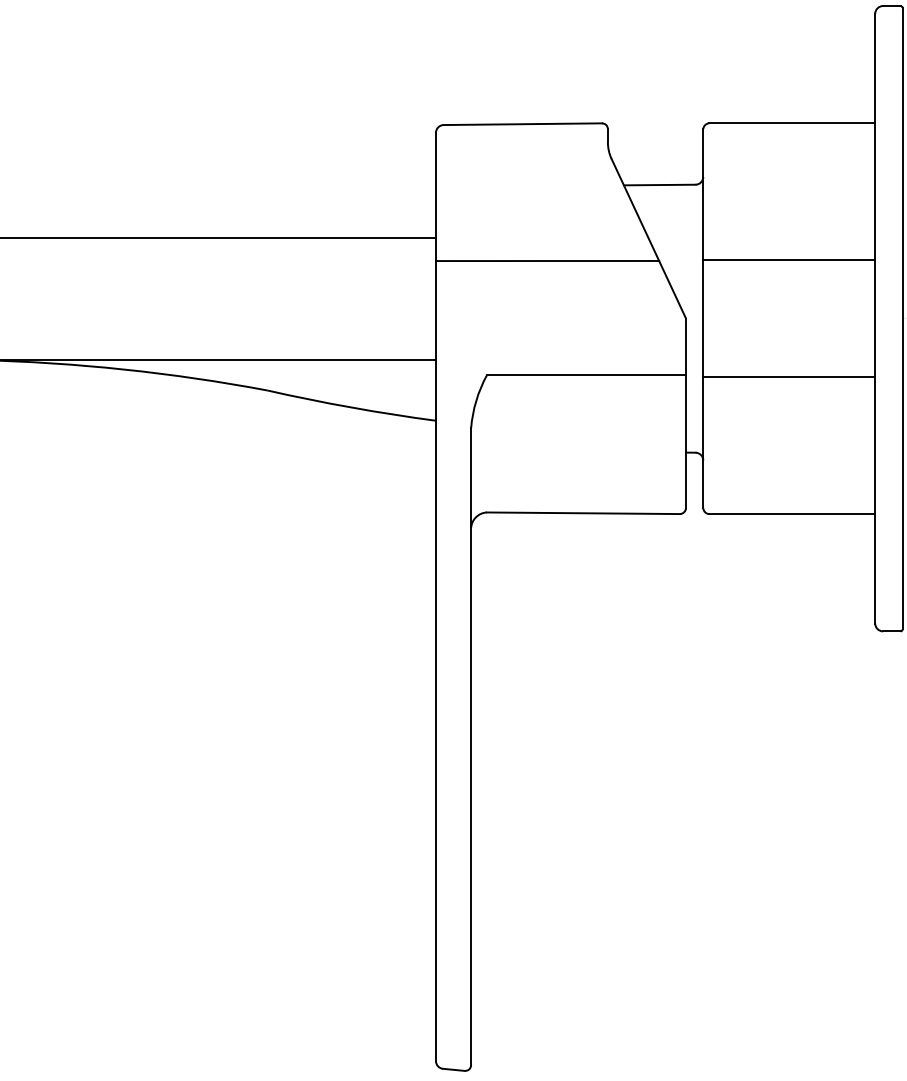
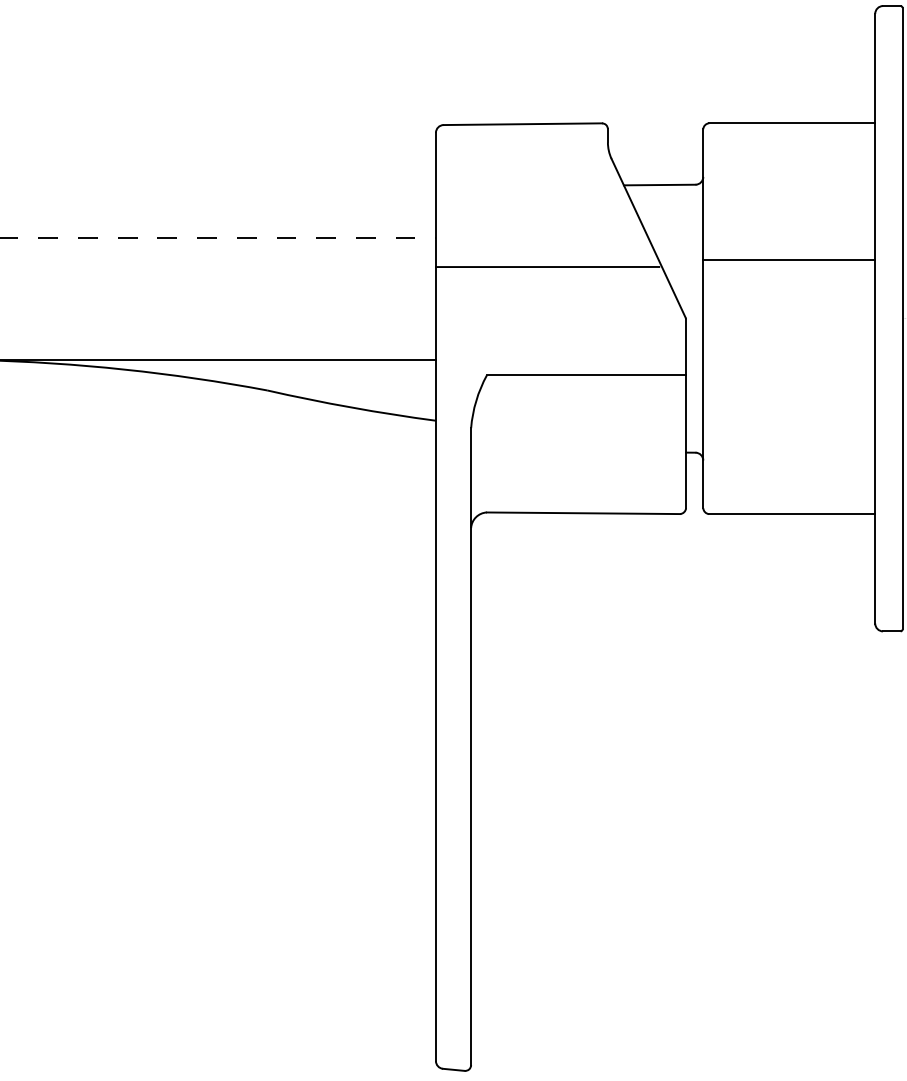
line: solid -> dashed (218, 238)
line position: (547, 260) -> (547, 266) (547, 266)
line: present -> none (789, 377)
